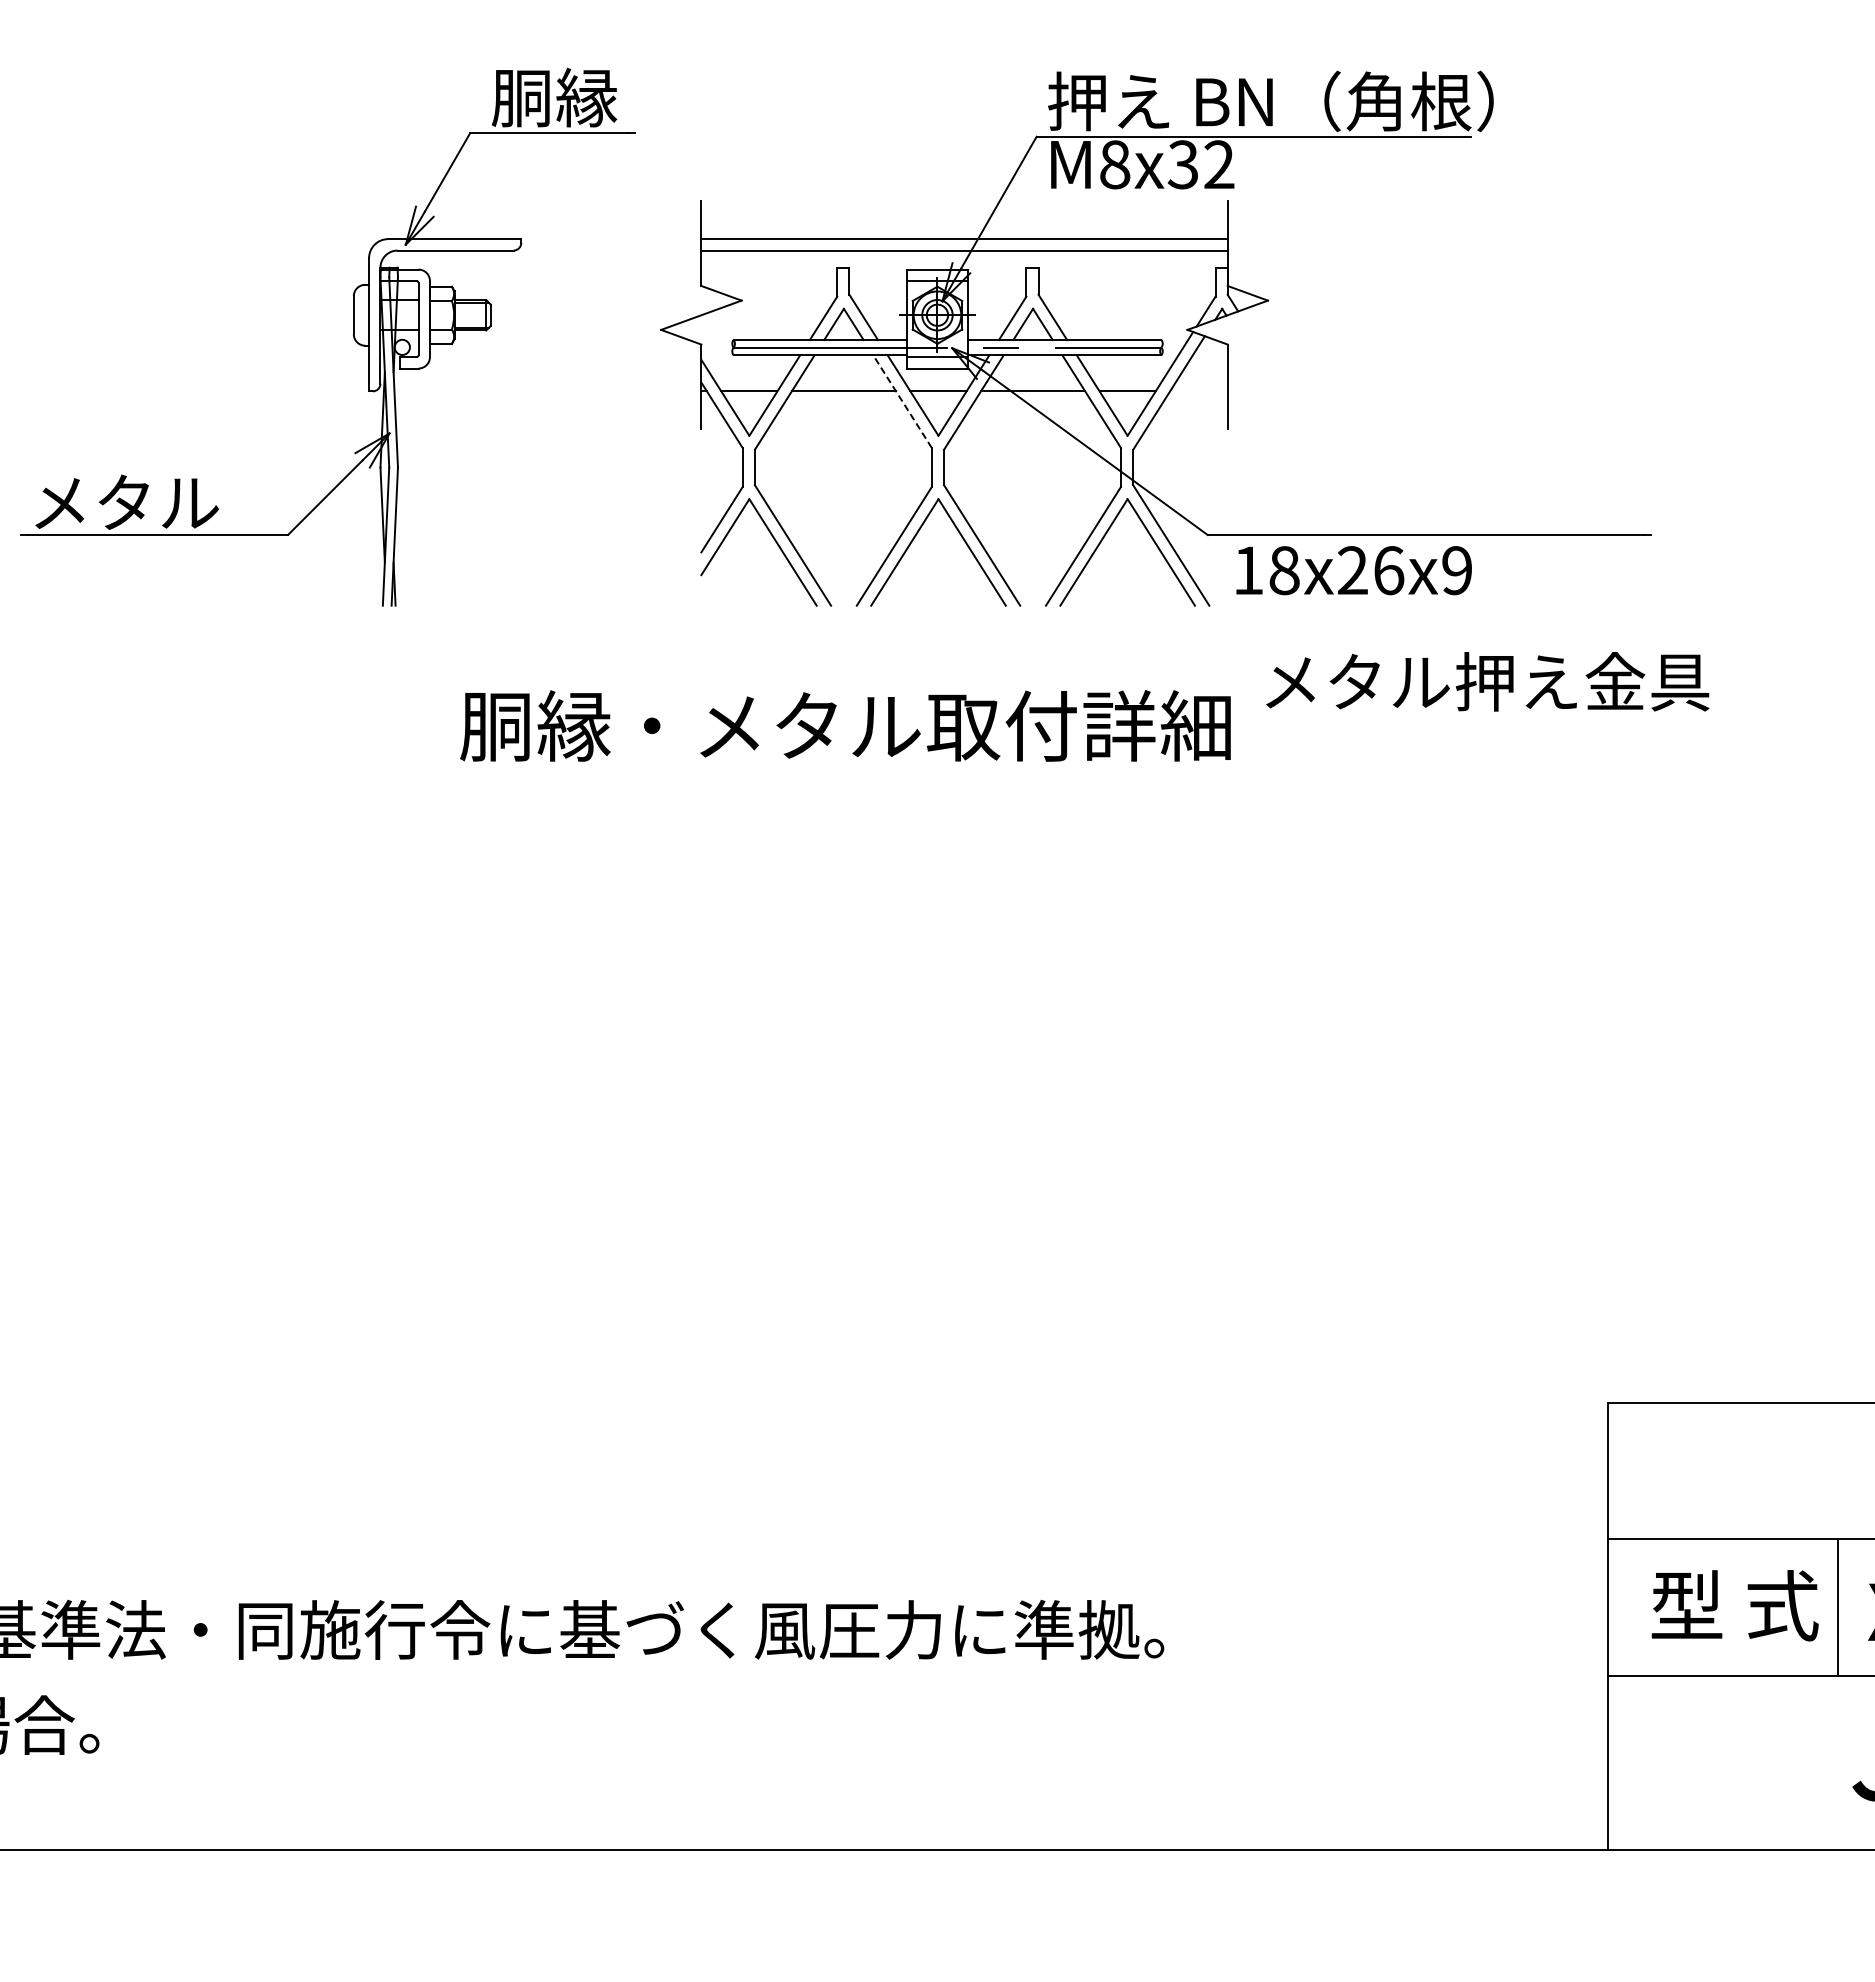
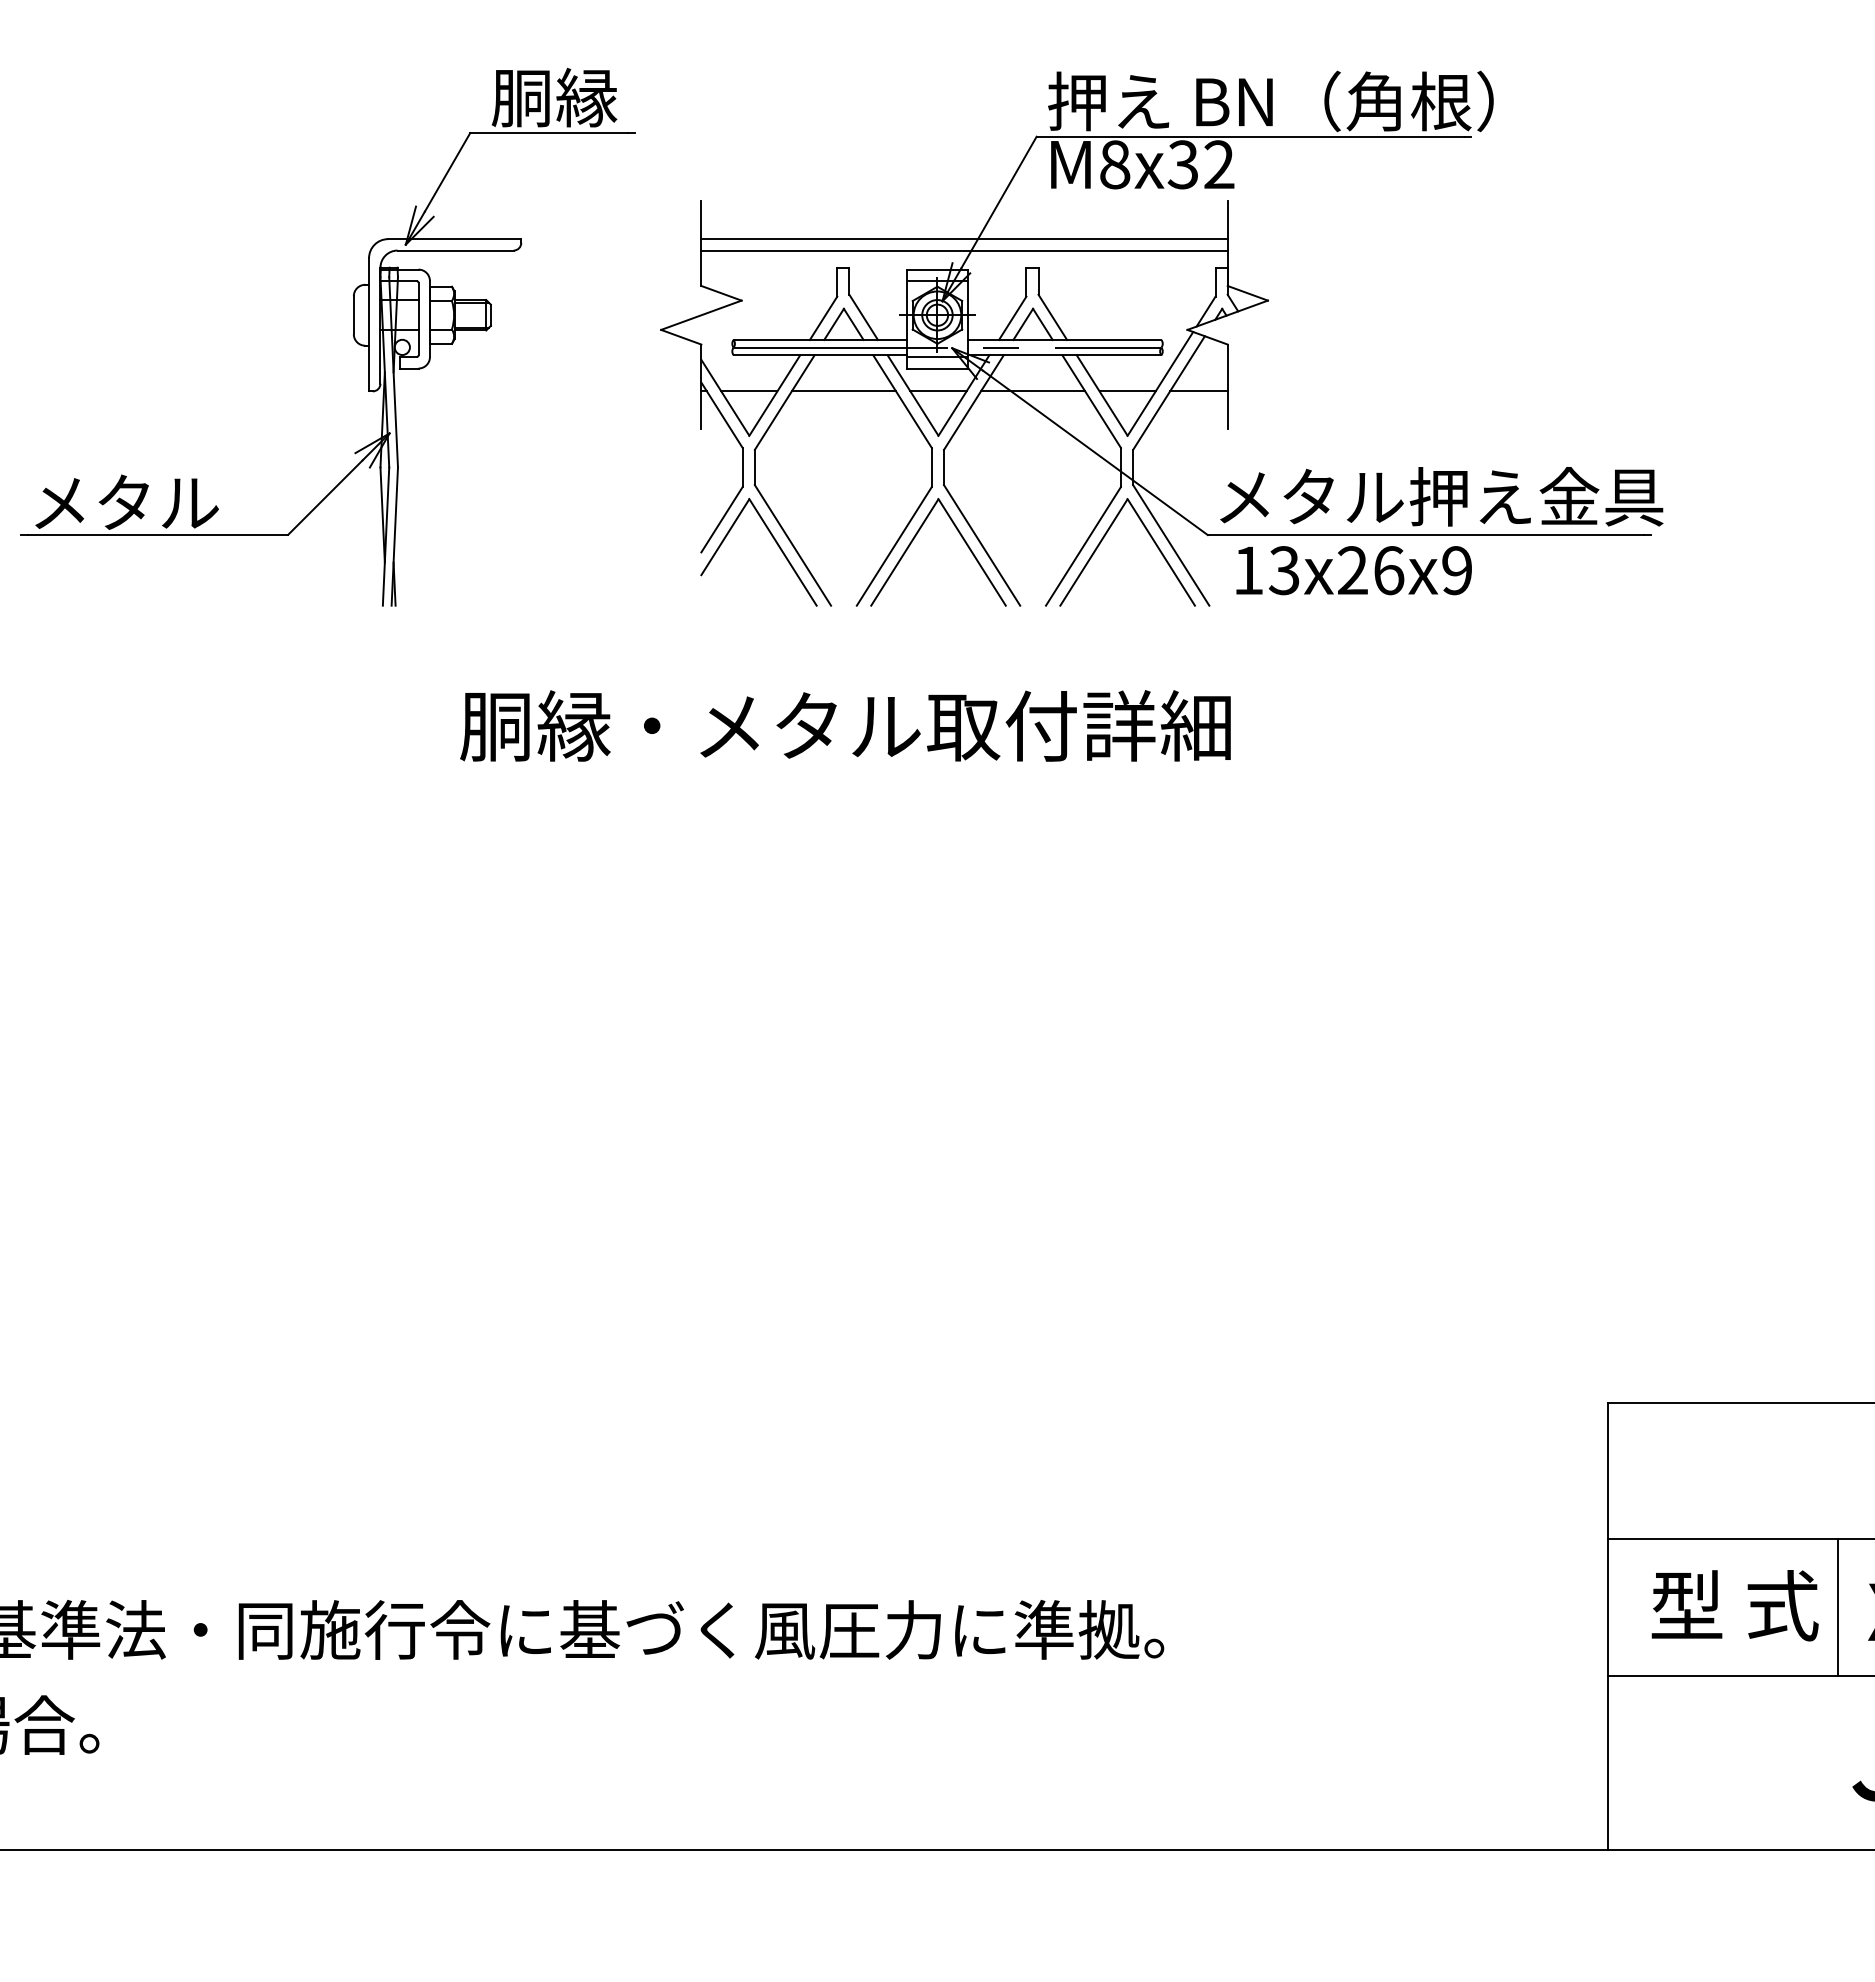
line: none -> present (1198, 391)
line: dashed -> solid (902, 401)
text: 18x26x9 -> 13x26x9 (1283, 570)
text position: (1487, 681) -> (1441, 496) (1441, 496)
